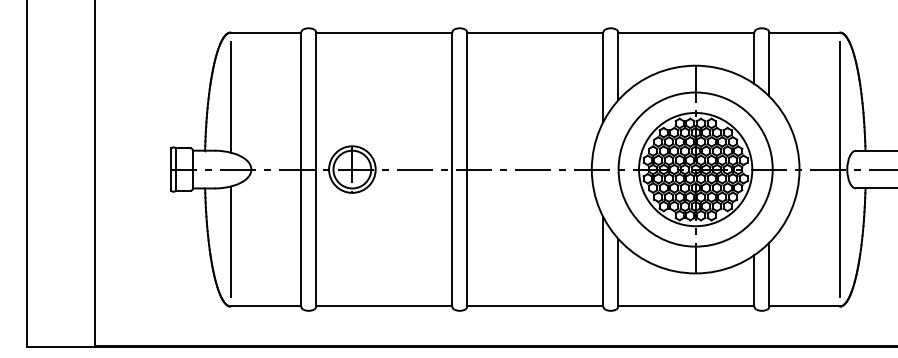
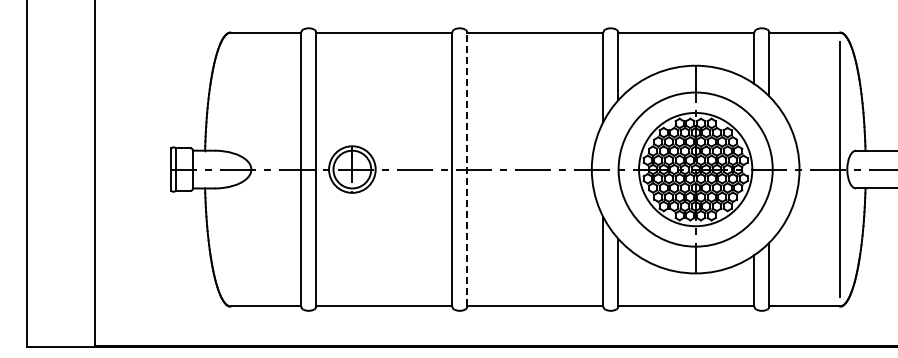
line: present -> none (230, 97)
line: solid -> dashed (467, 169)
line: present -> none (230, 241)
